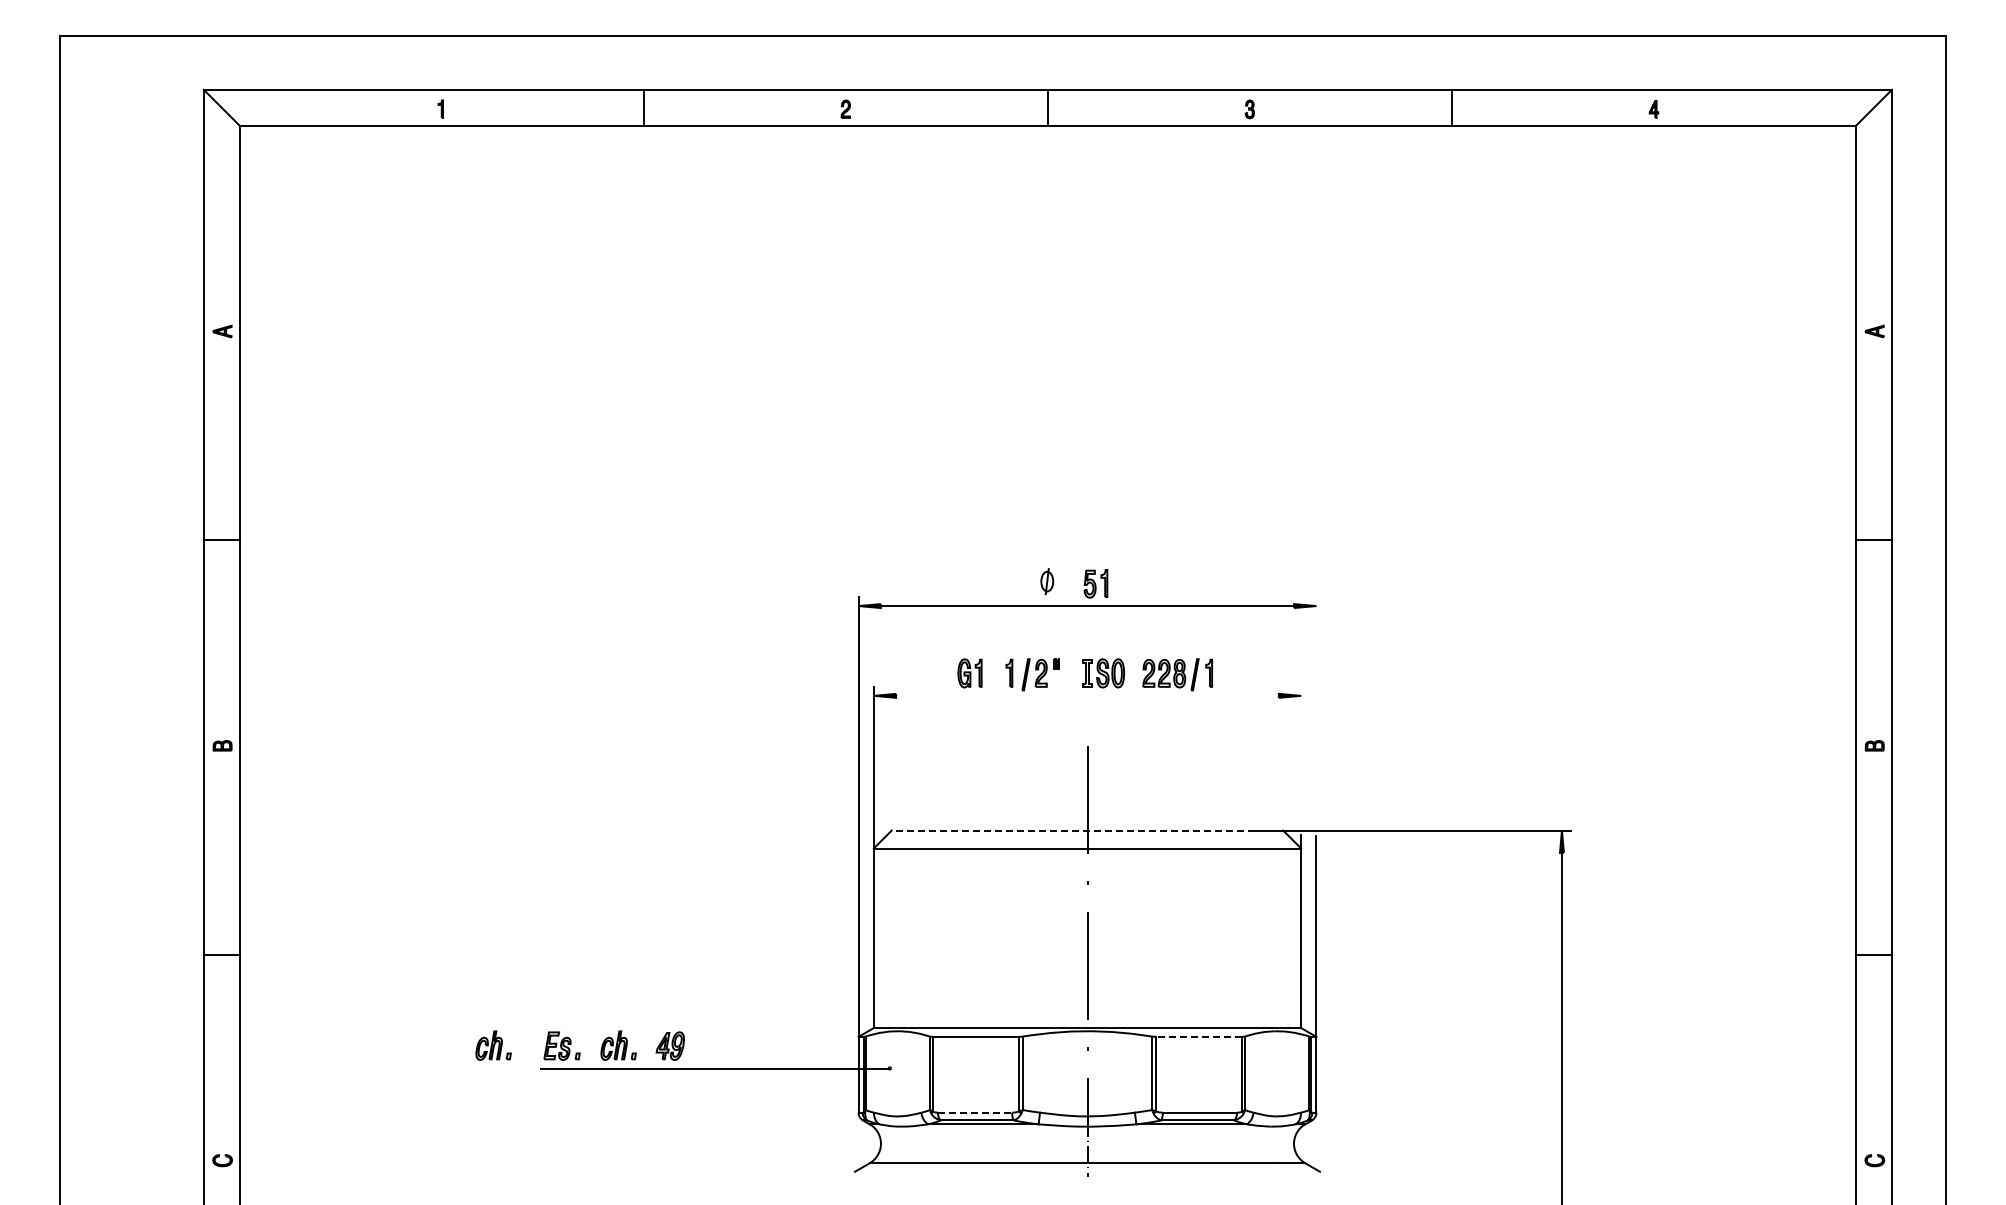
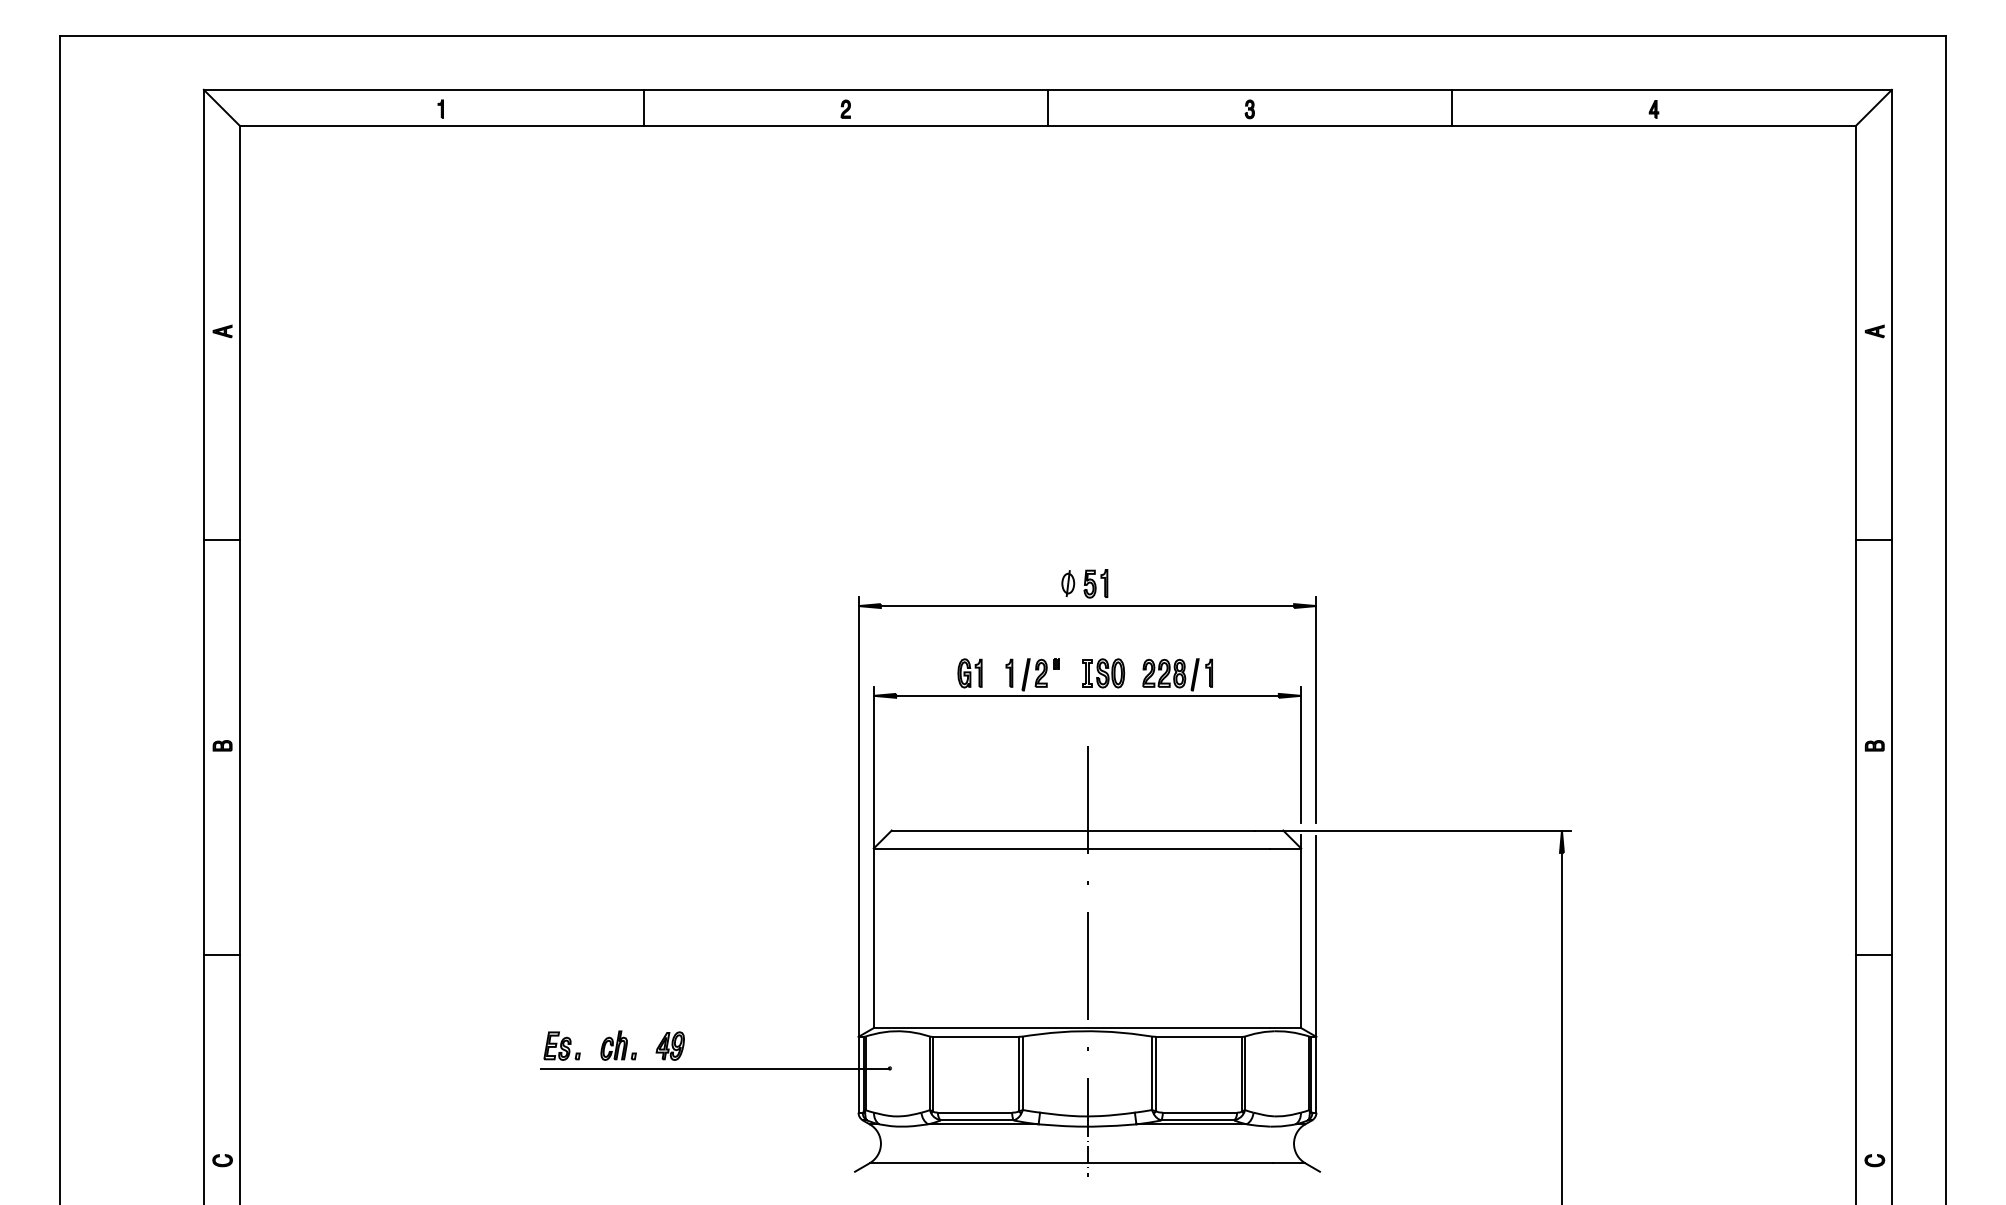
part position: (1047, 581) -> (1068, 583) (1068, 583)
line: none -> present (1087, 695)
line: none -> present (1316, 709)
line: none -> present (1301, 754)
line: dashed -> solid (1072, 830)
line: dashed -> solid (1198, 1036)
part: present -> none (493, 1045)
line: dashed -> solid (975, 1112)
